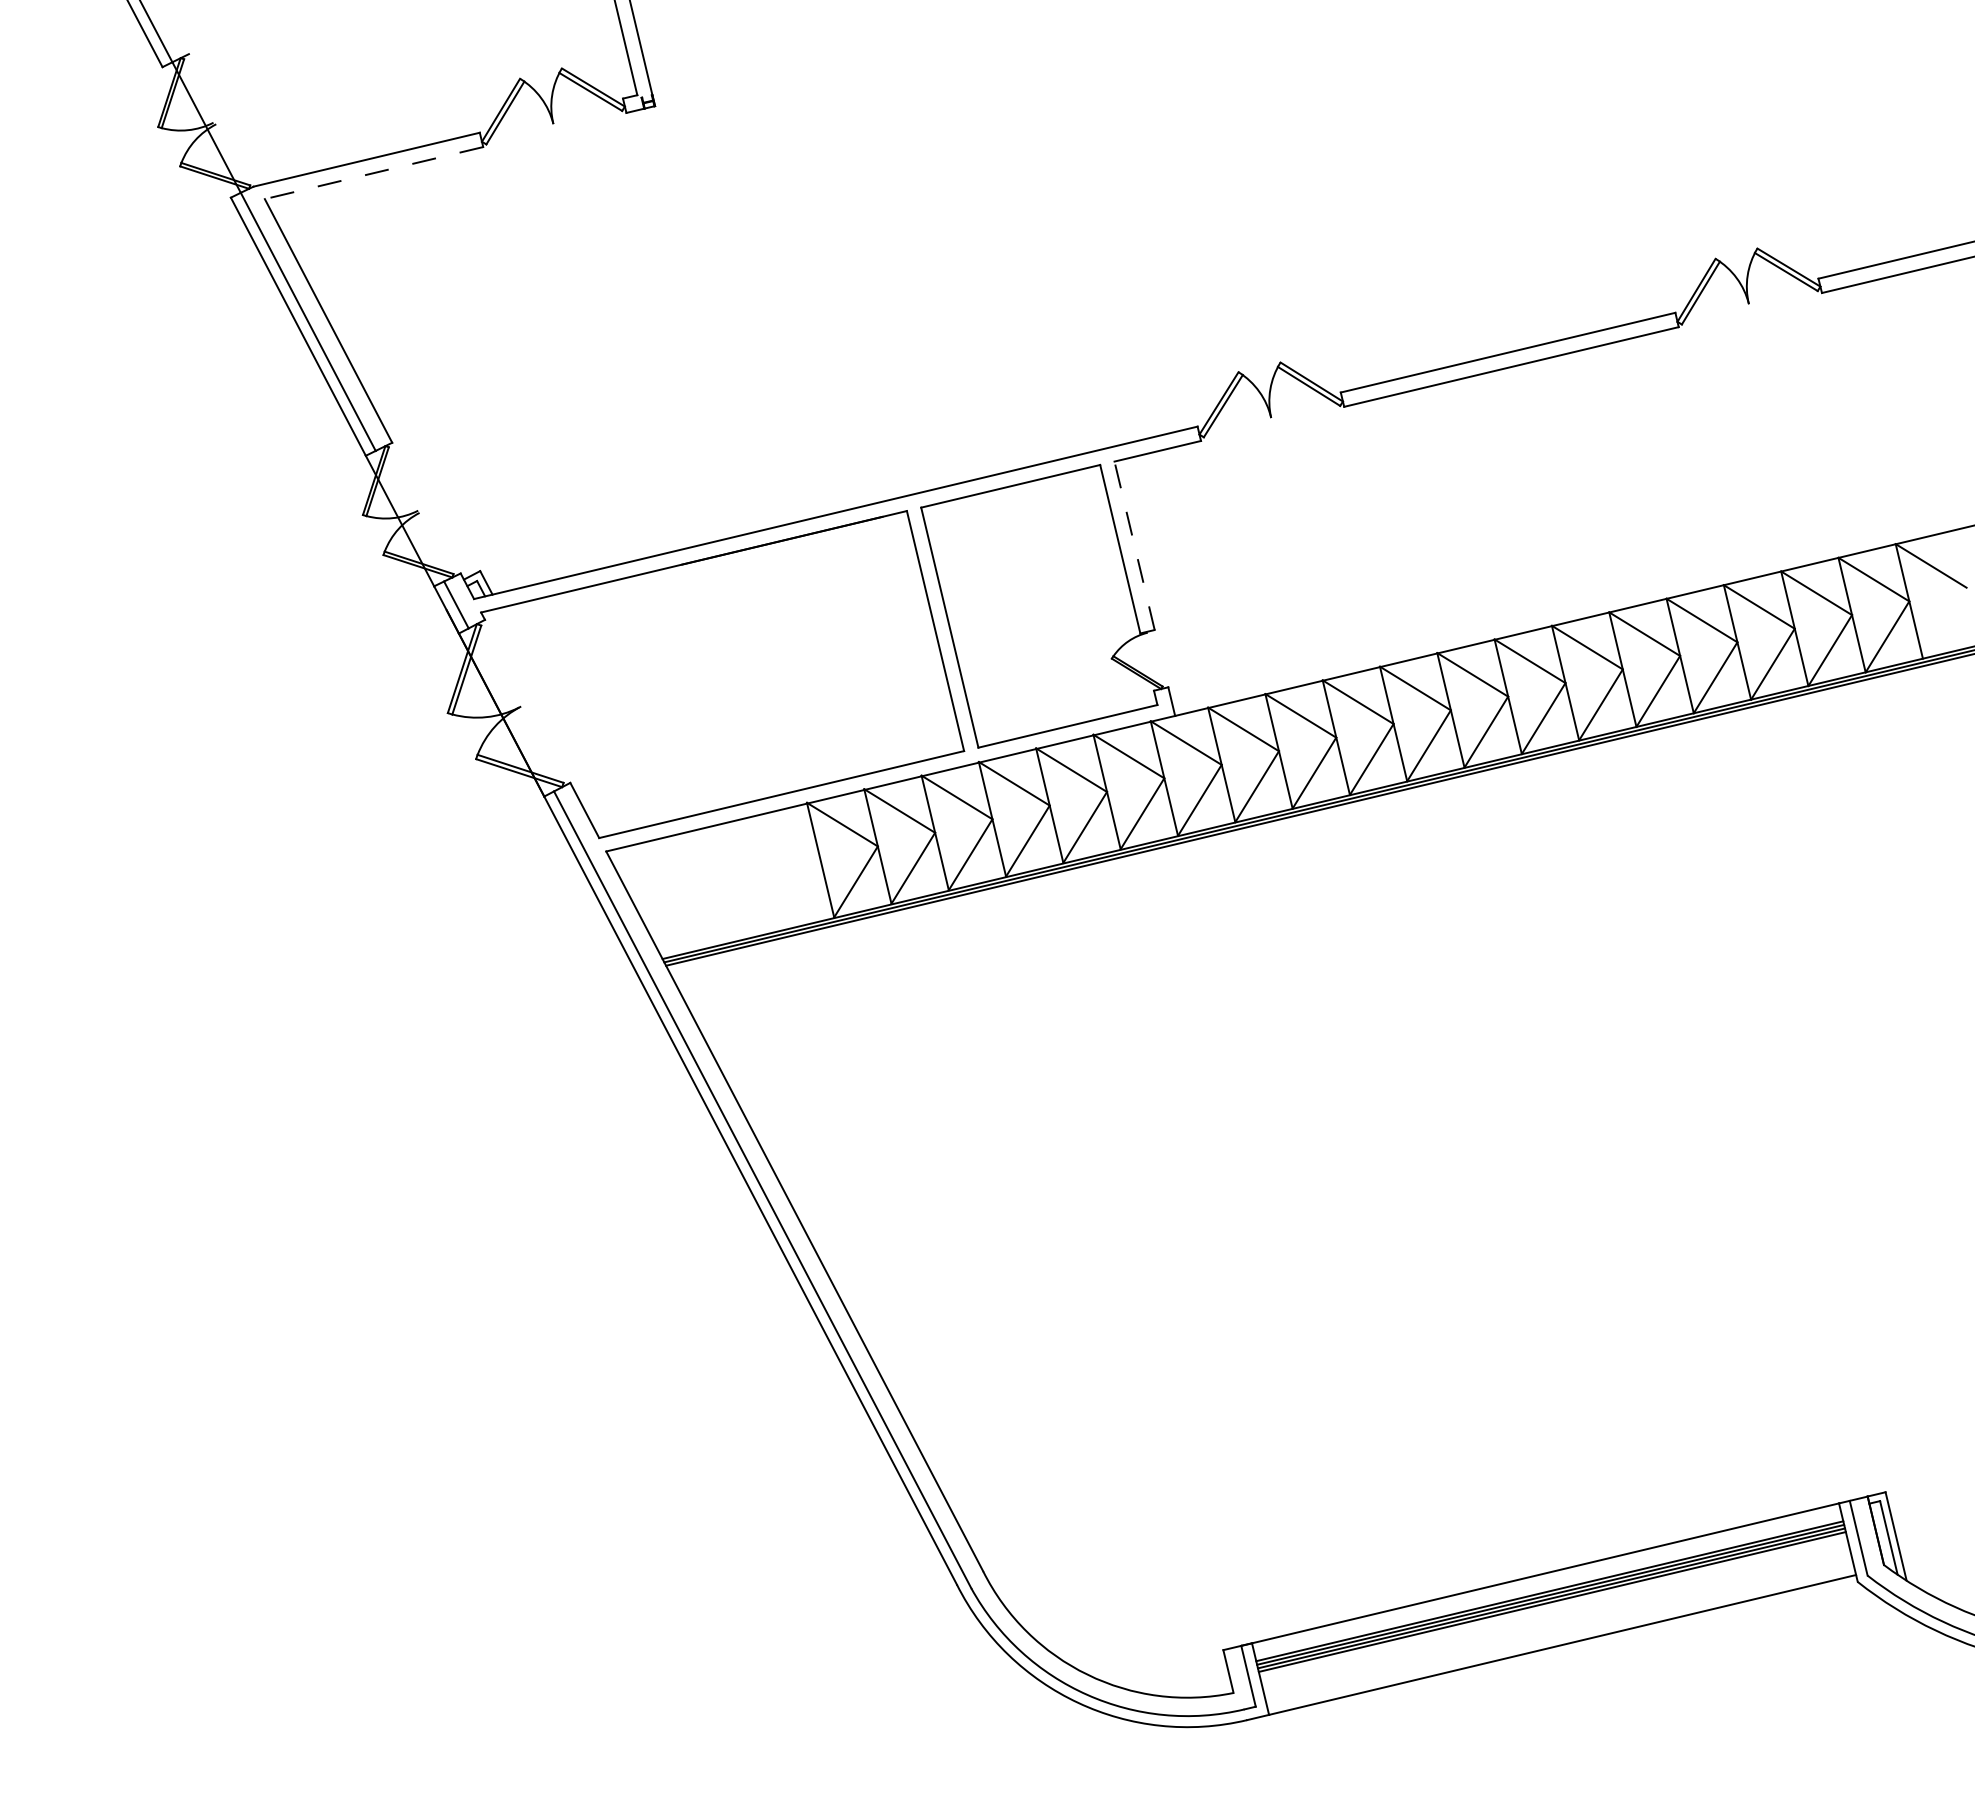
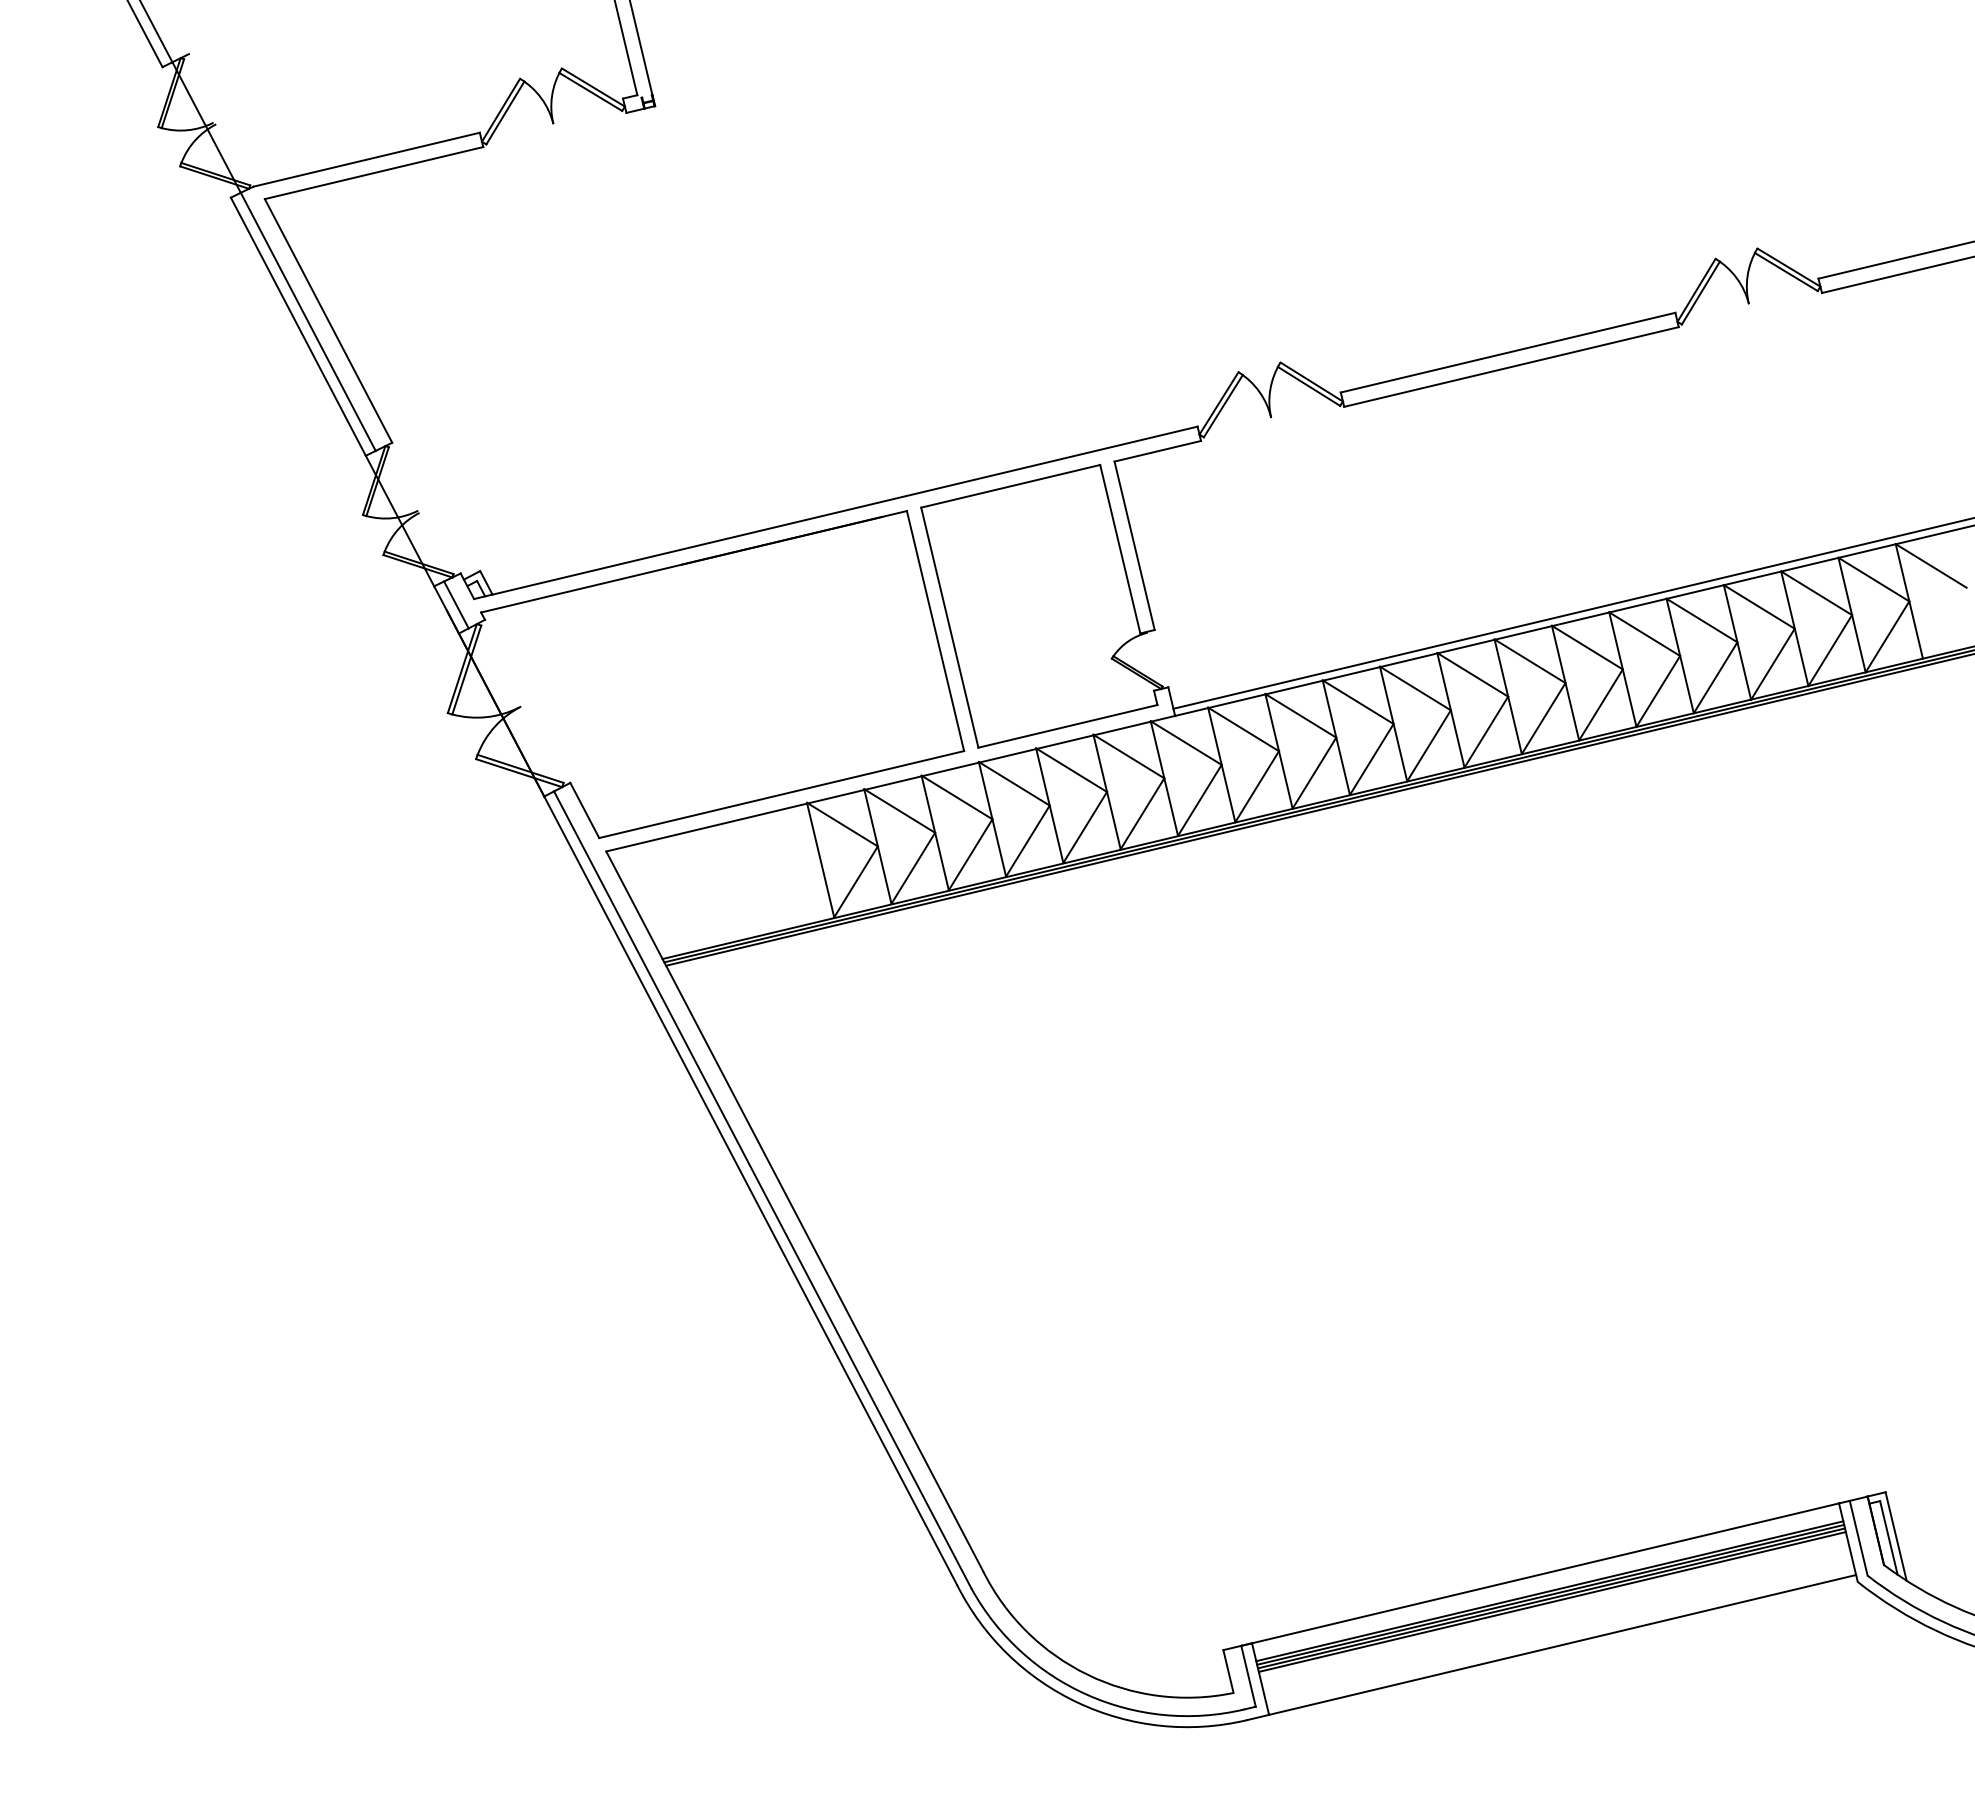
line: dashed -> solid (373, 173)
line: dashed -> solid (1134, 545)
line: none -> present (1572, 613)
